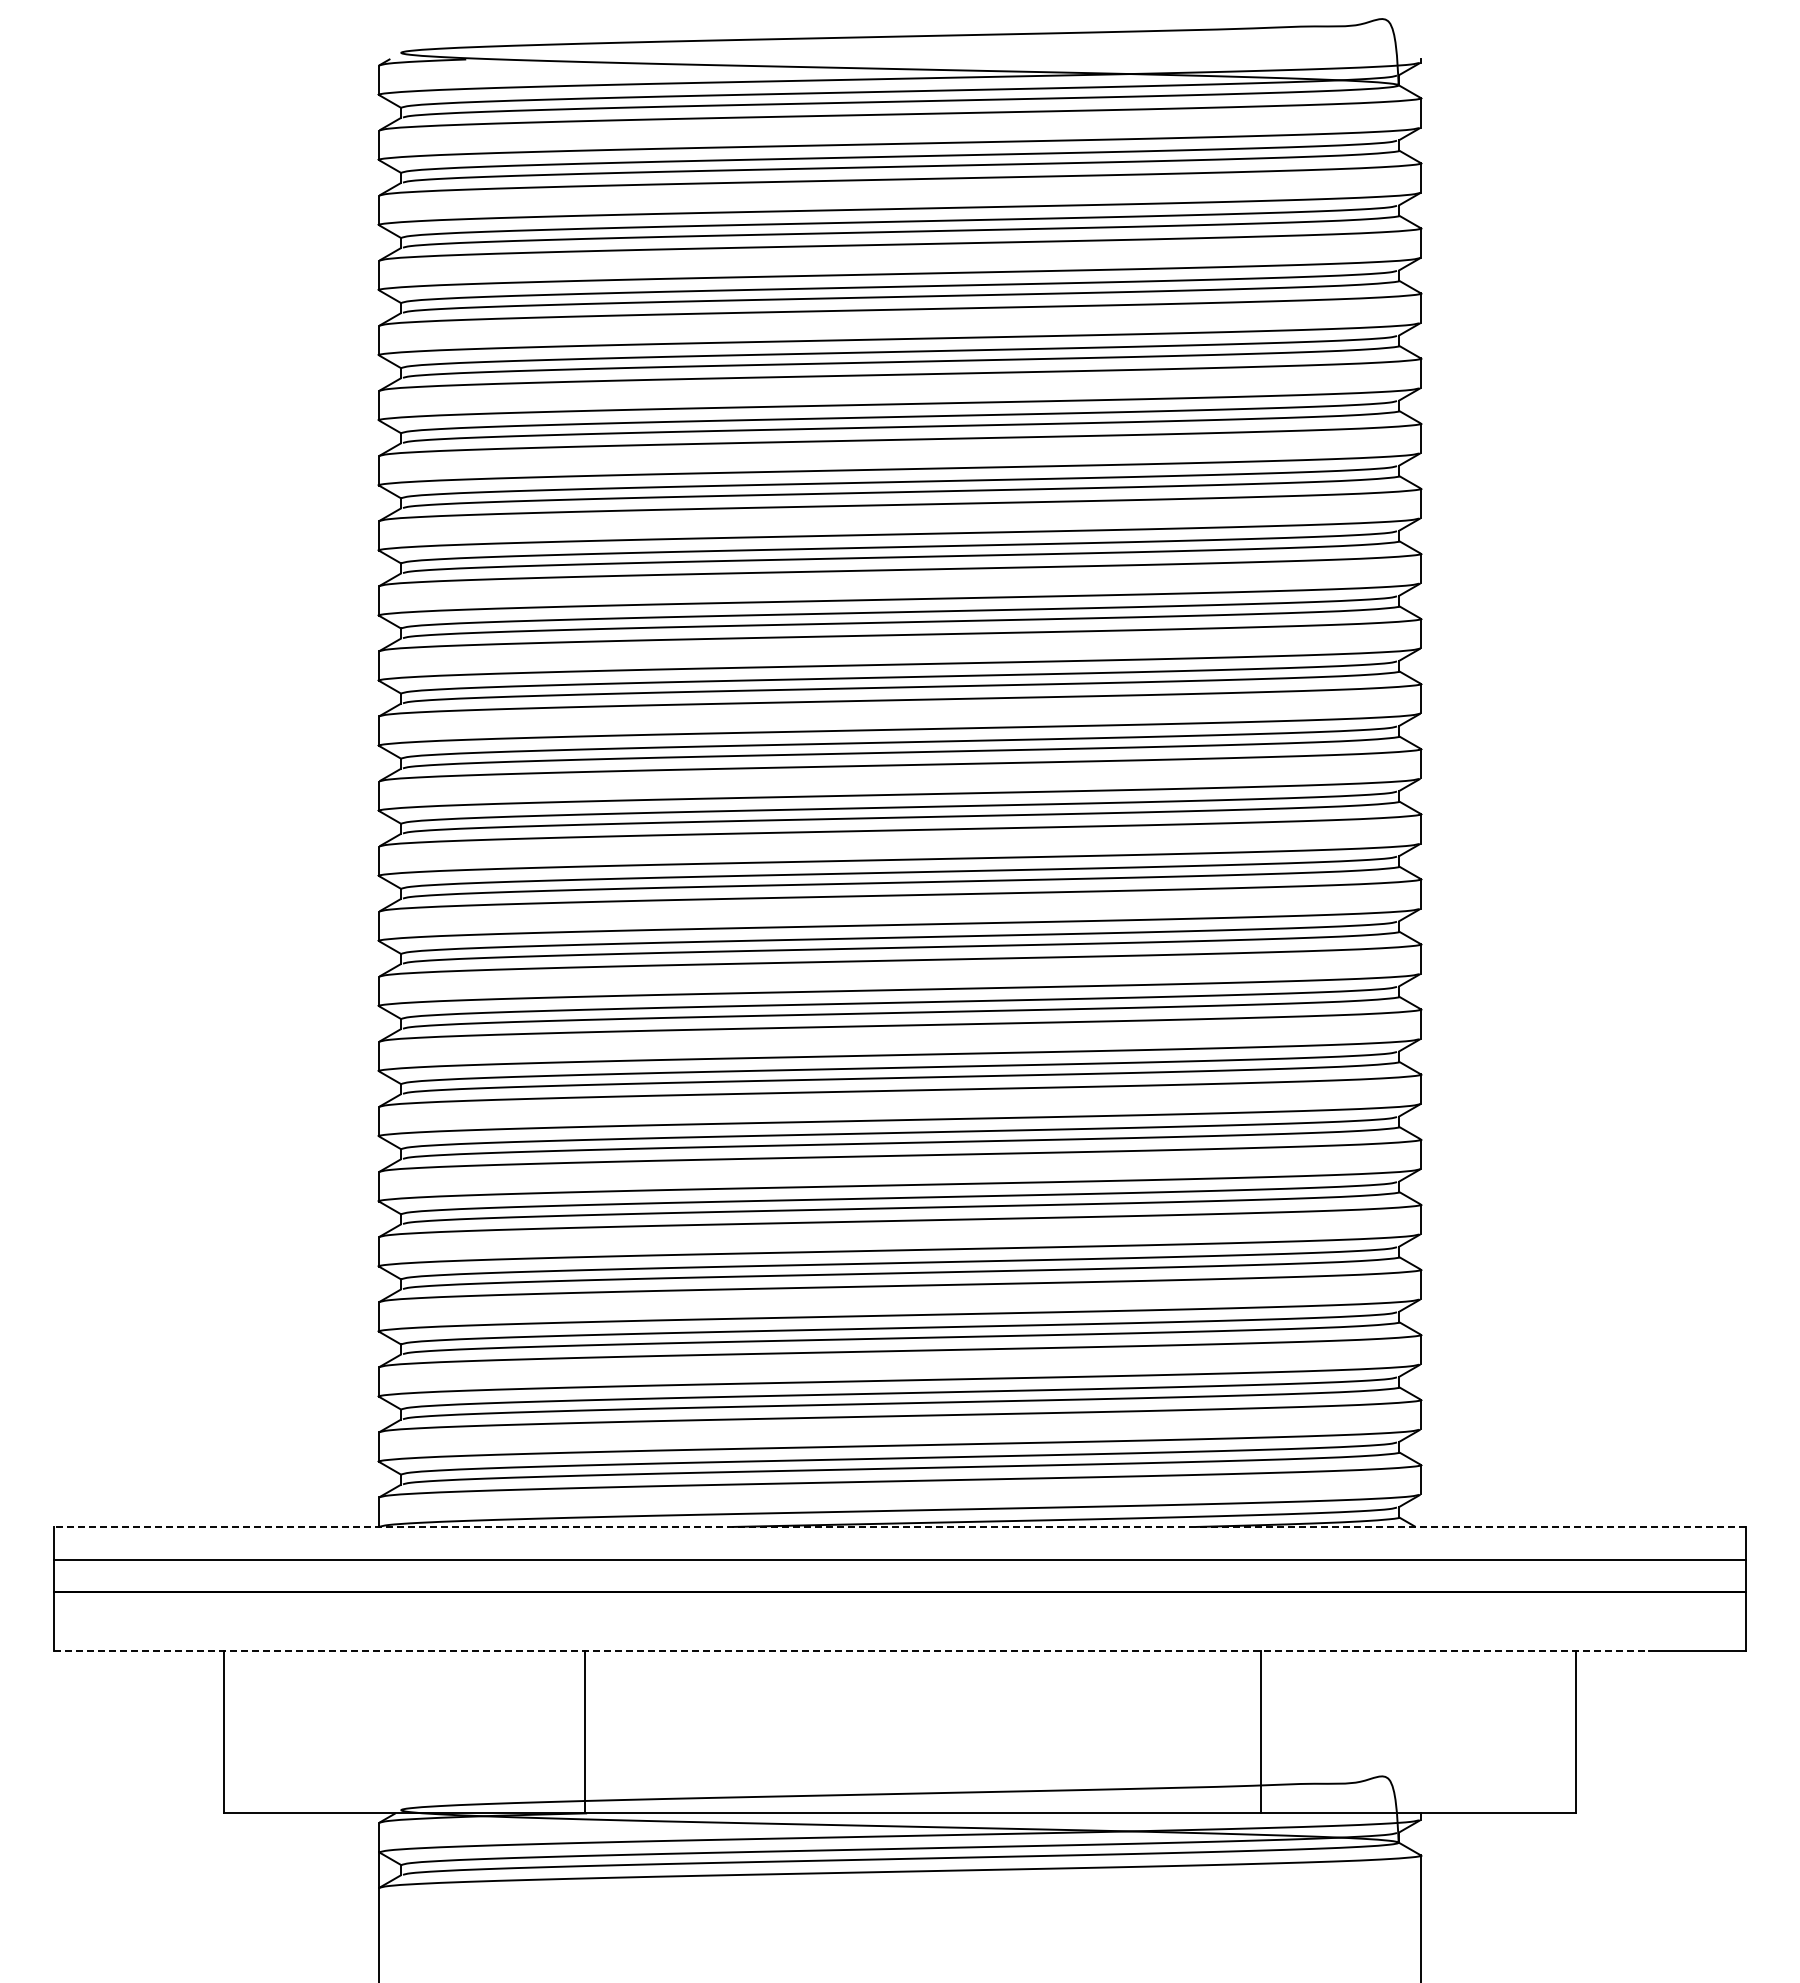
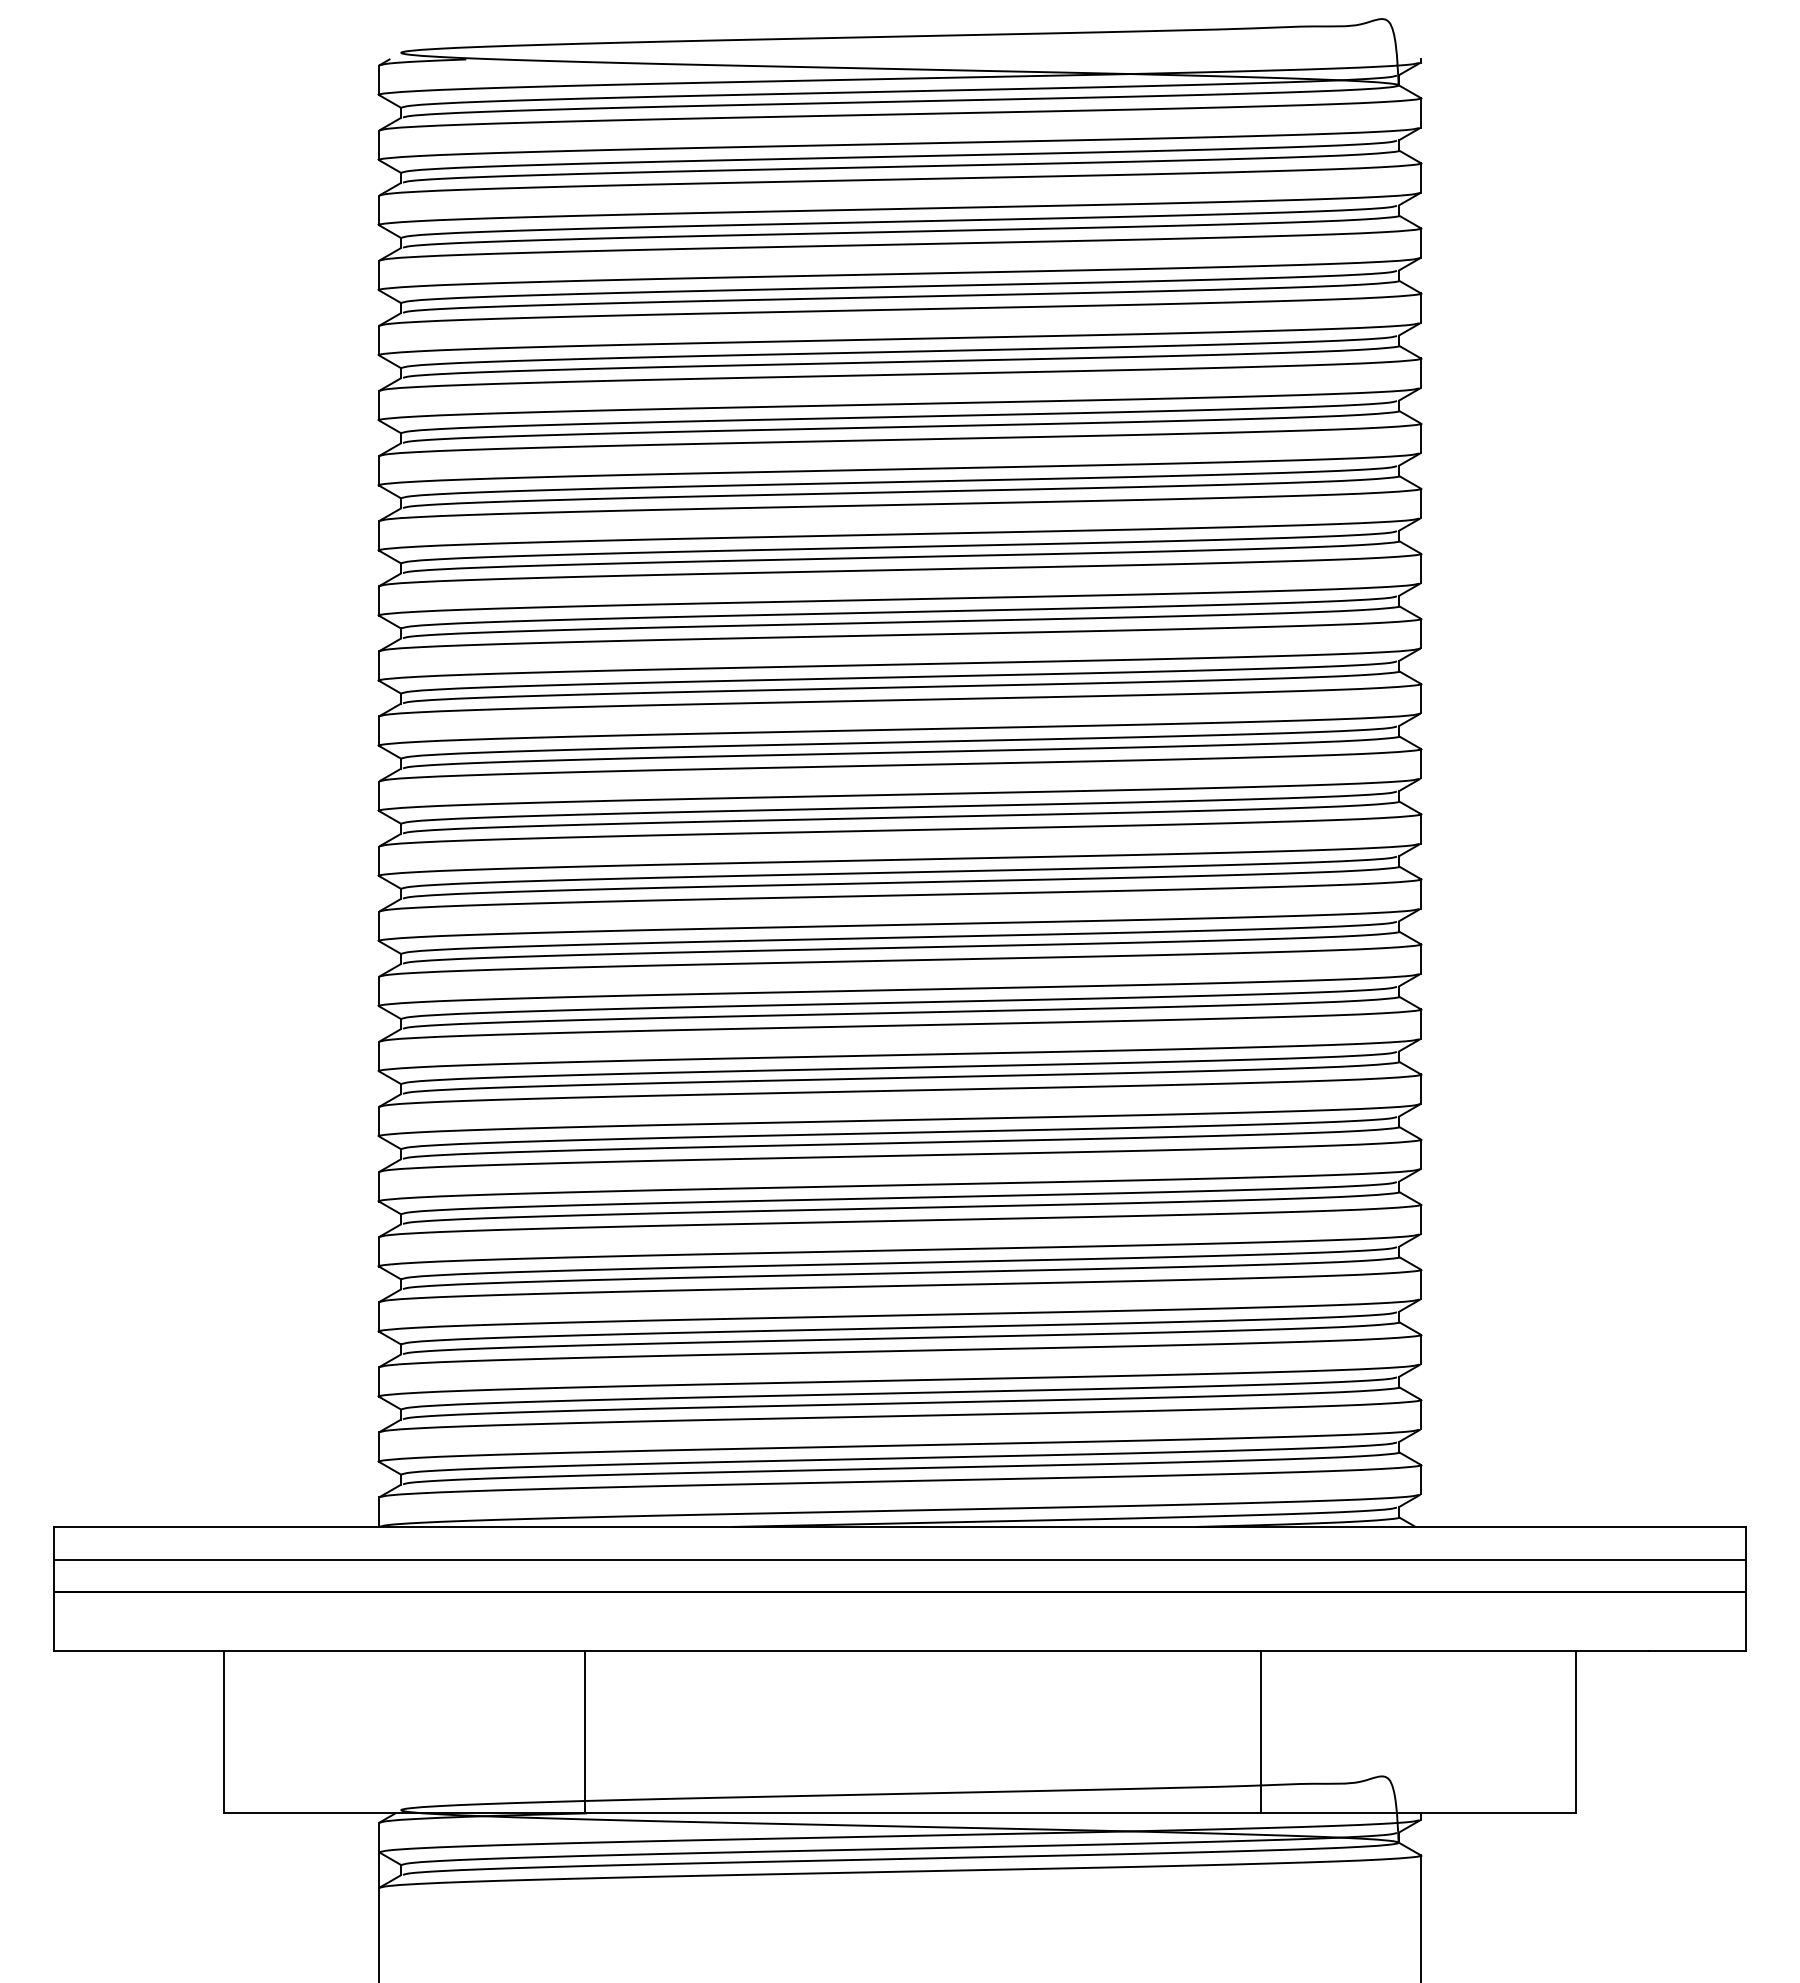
line: dashed -> solid (899, 1526)
line: dashed -> solid (851, 1650)
